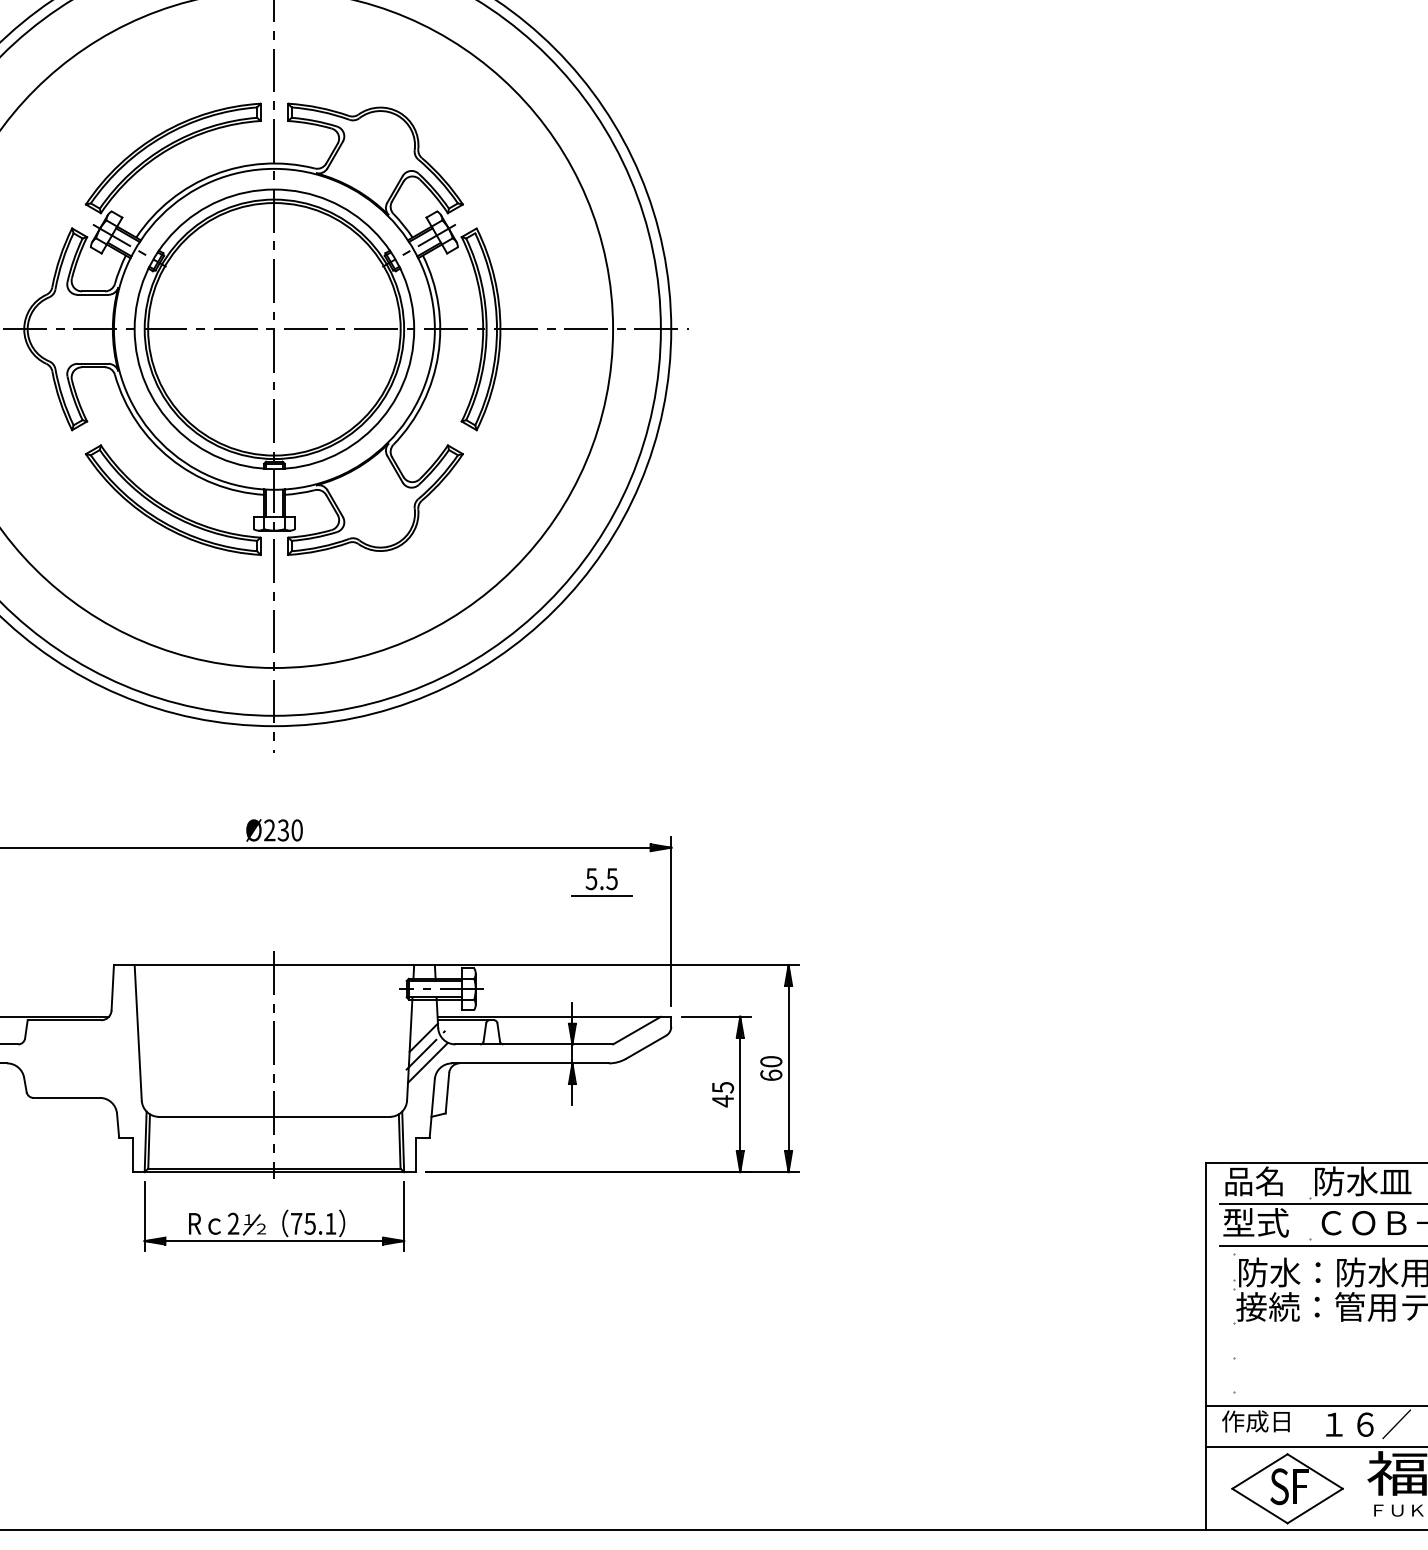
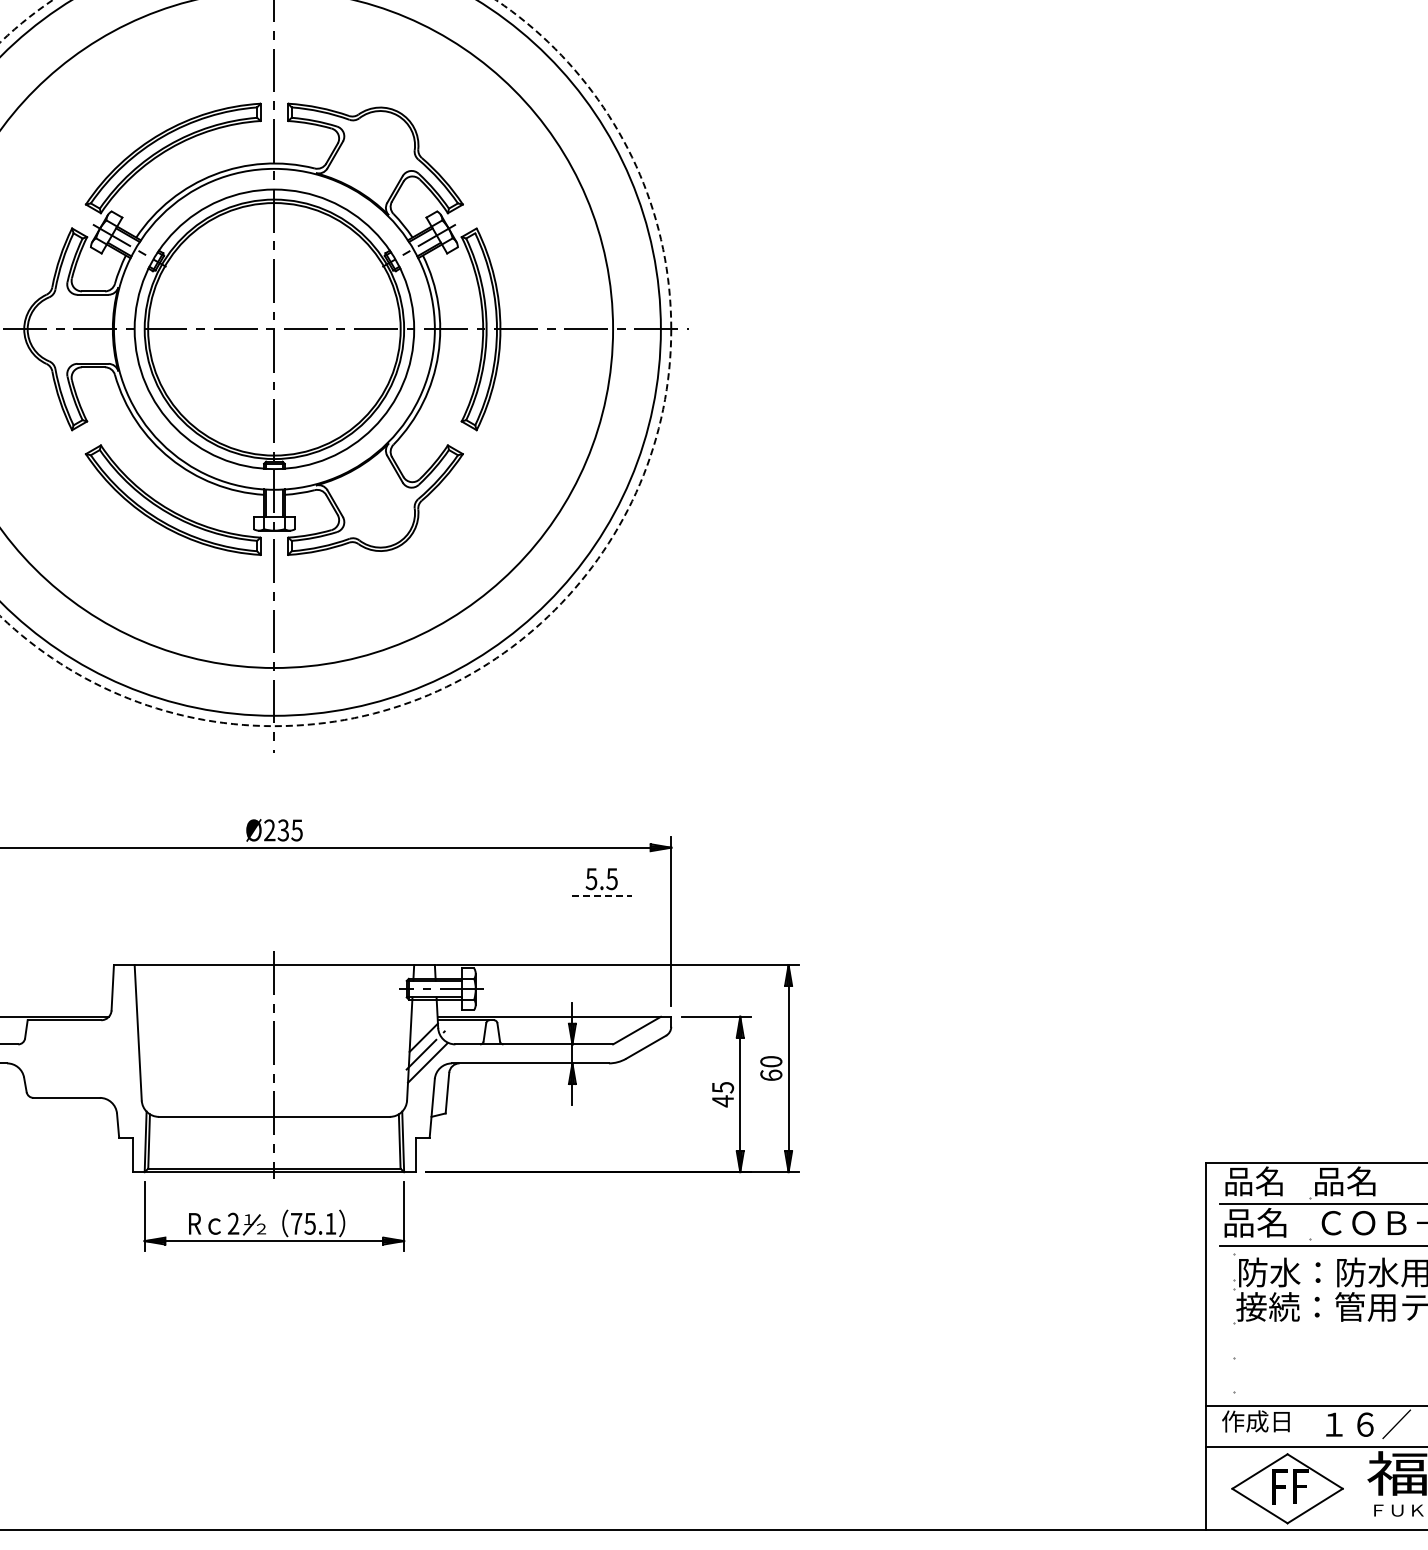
circle: solid -> dashed (335, 363)
text: Ø230 -> Ø235 (296, 830)
line: solid -> dashed (602, 896)
text: 防水皿 -> 品名 (1363, 1181)
text: 型式 -> 品名 (1255, 1222)
text: S -> F (1279, 1486)
